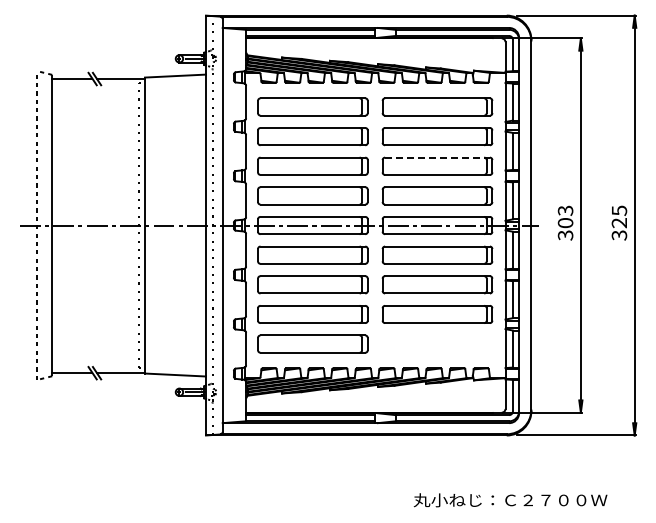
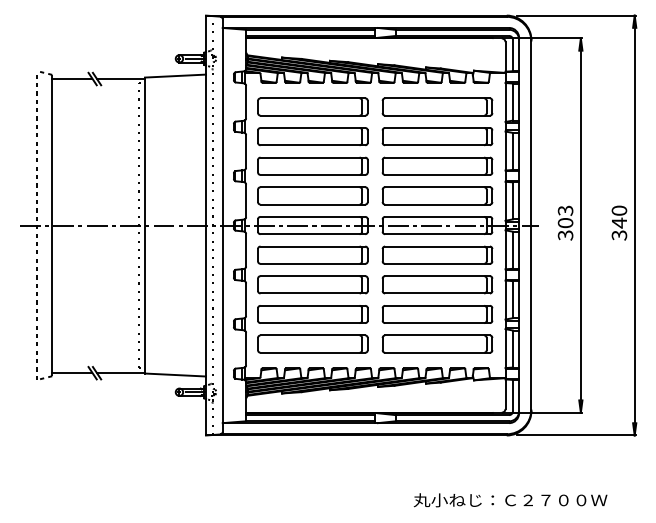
line: dashed -> solid (438, 157)
text: 325 -> 340 (619, 216)
part: none -> present (437, 343)
